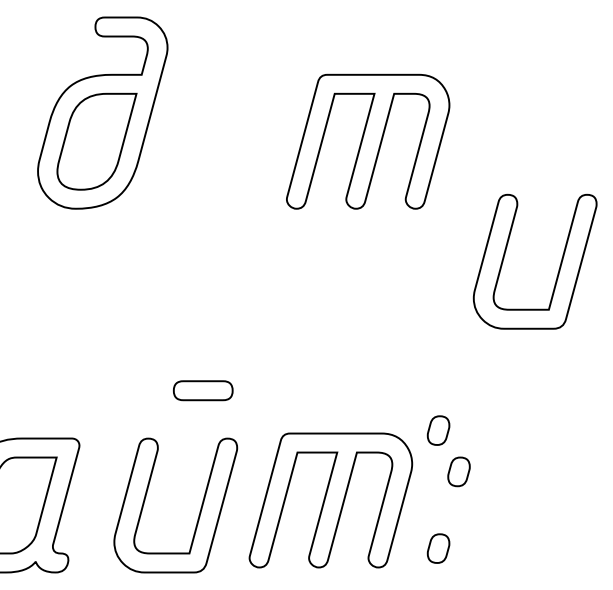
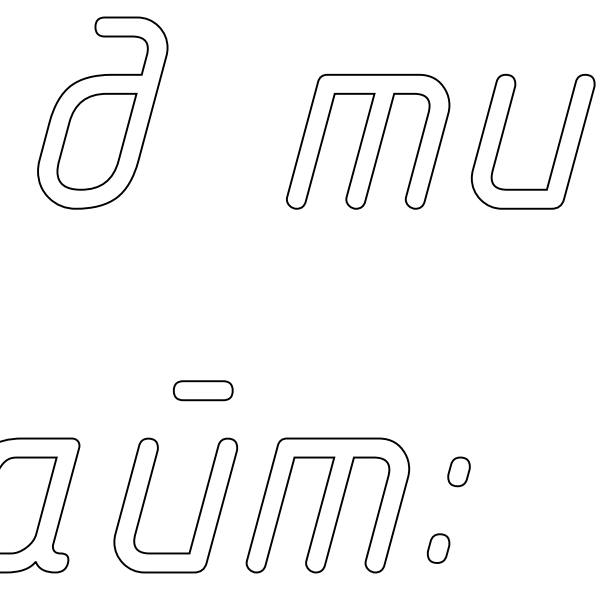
part position: (558, 269) -> (556, 149) (556, 149)
part: present -> none (438, 430)
part position: (330, 500) -> (327, 505) (327, 505)
